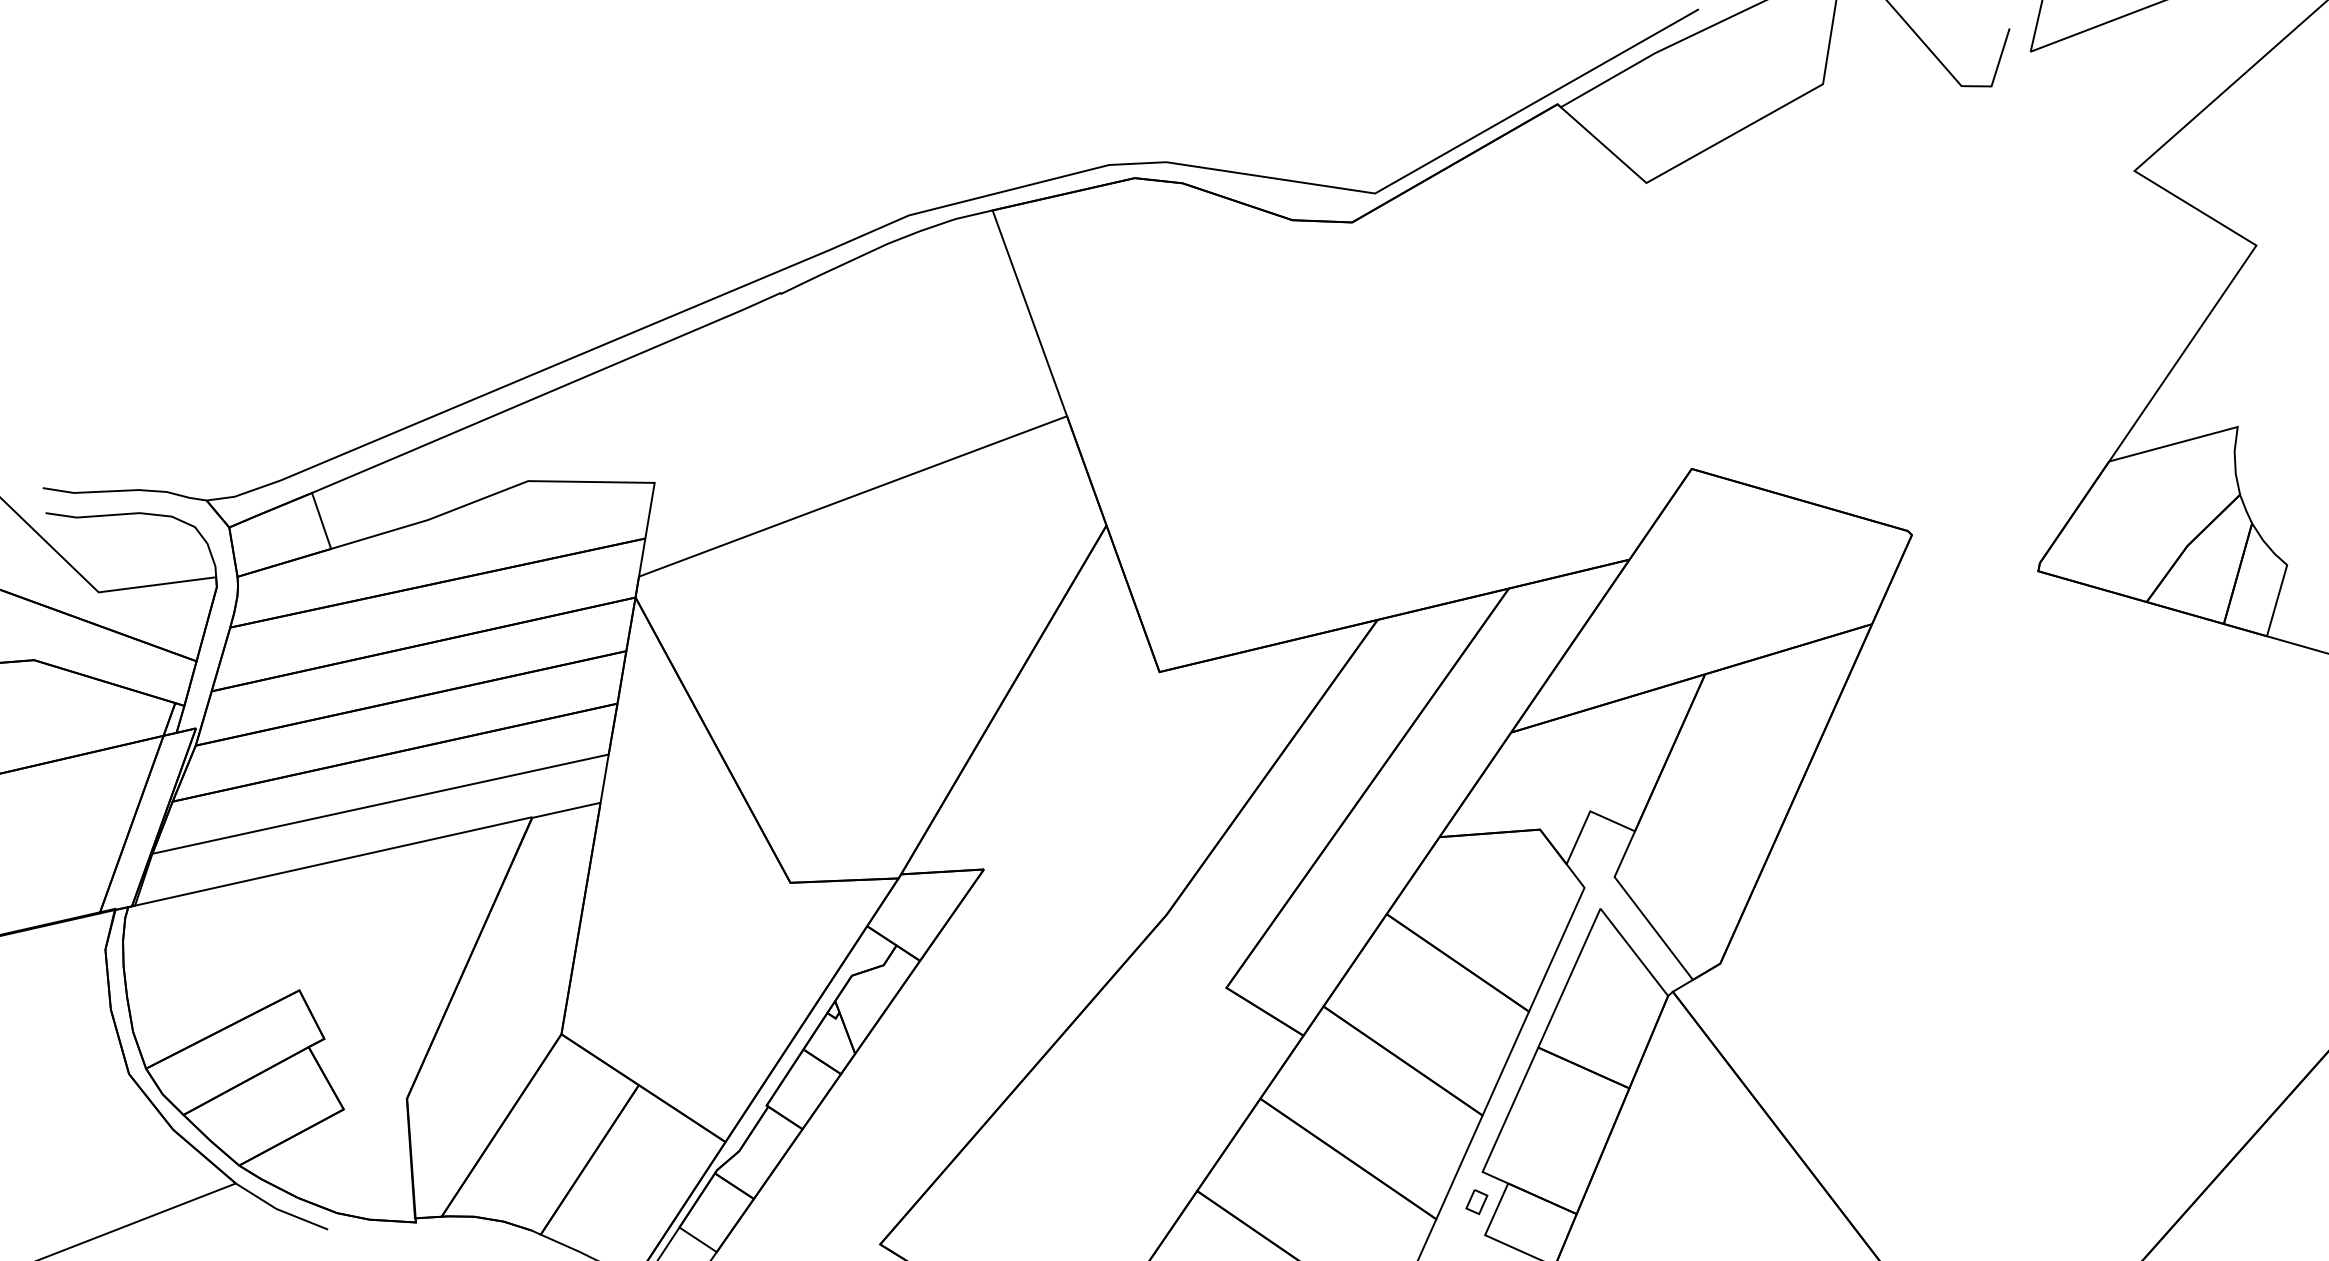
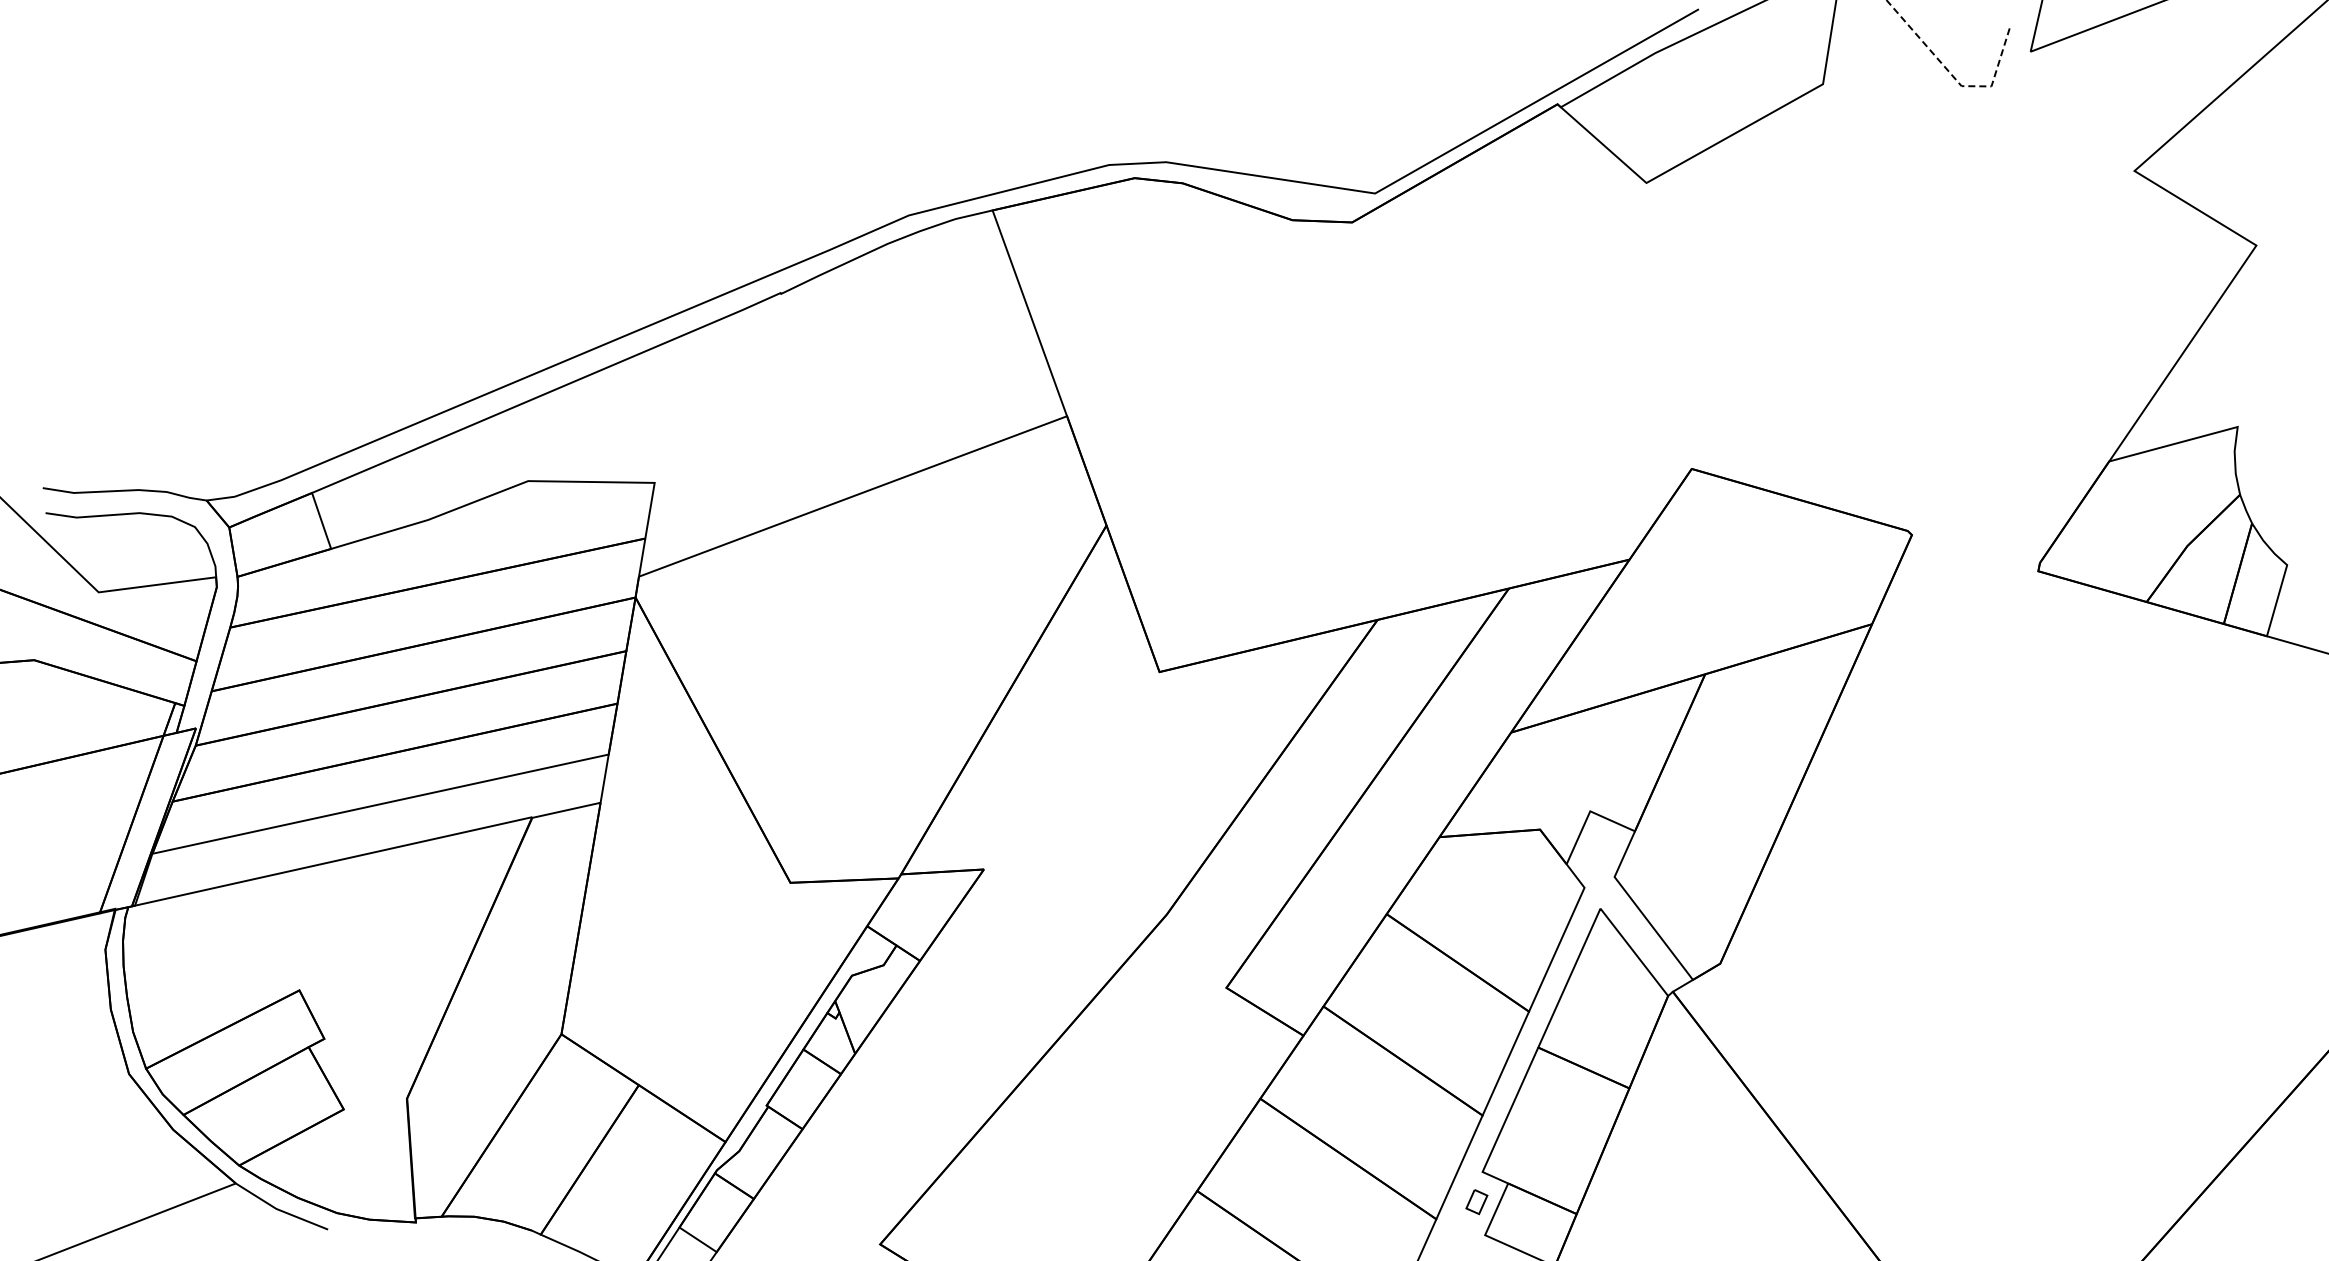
line: solid -> dashed (1954, 77)
